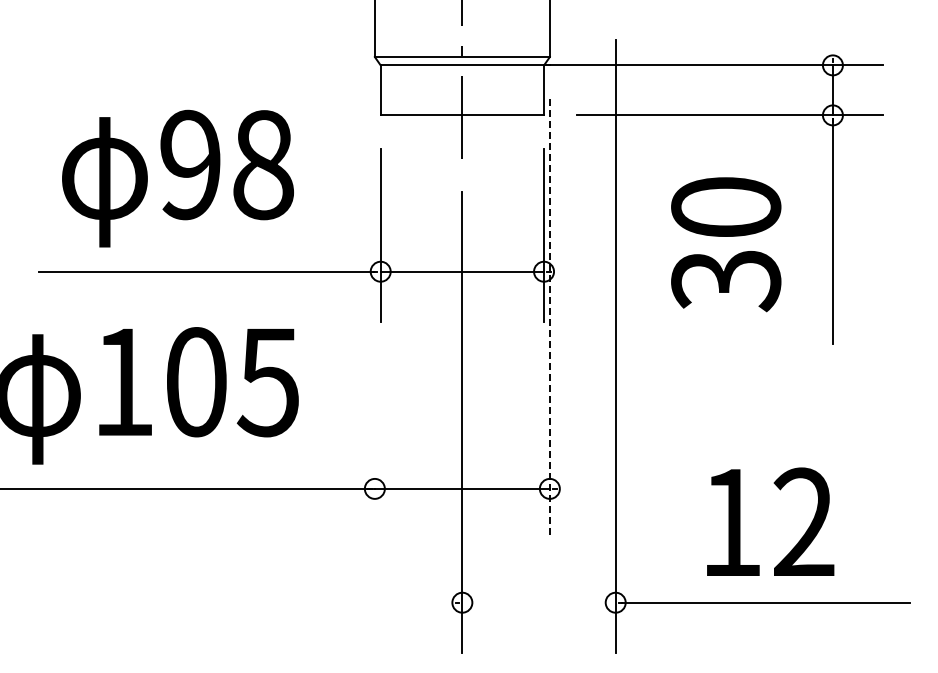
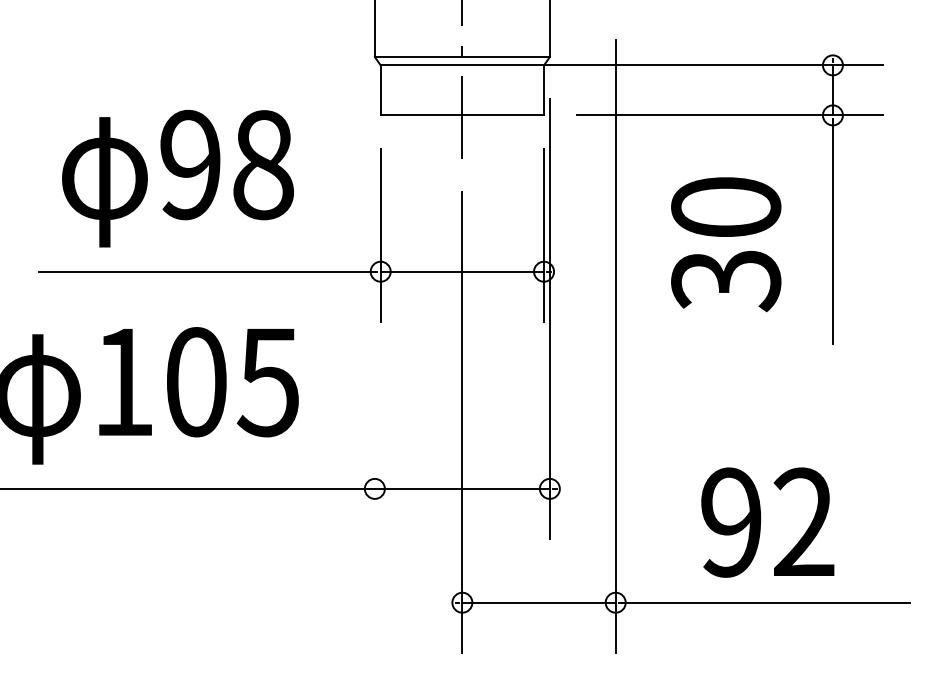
line: dashed -> solid (549, 319)
text: 12 -> 92 (731, 522)
line: none -> present (538, 602)
